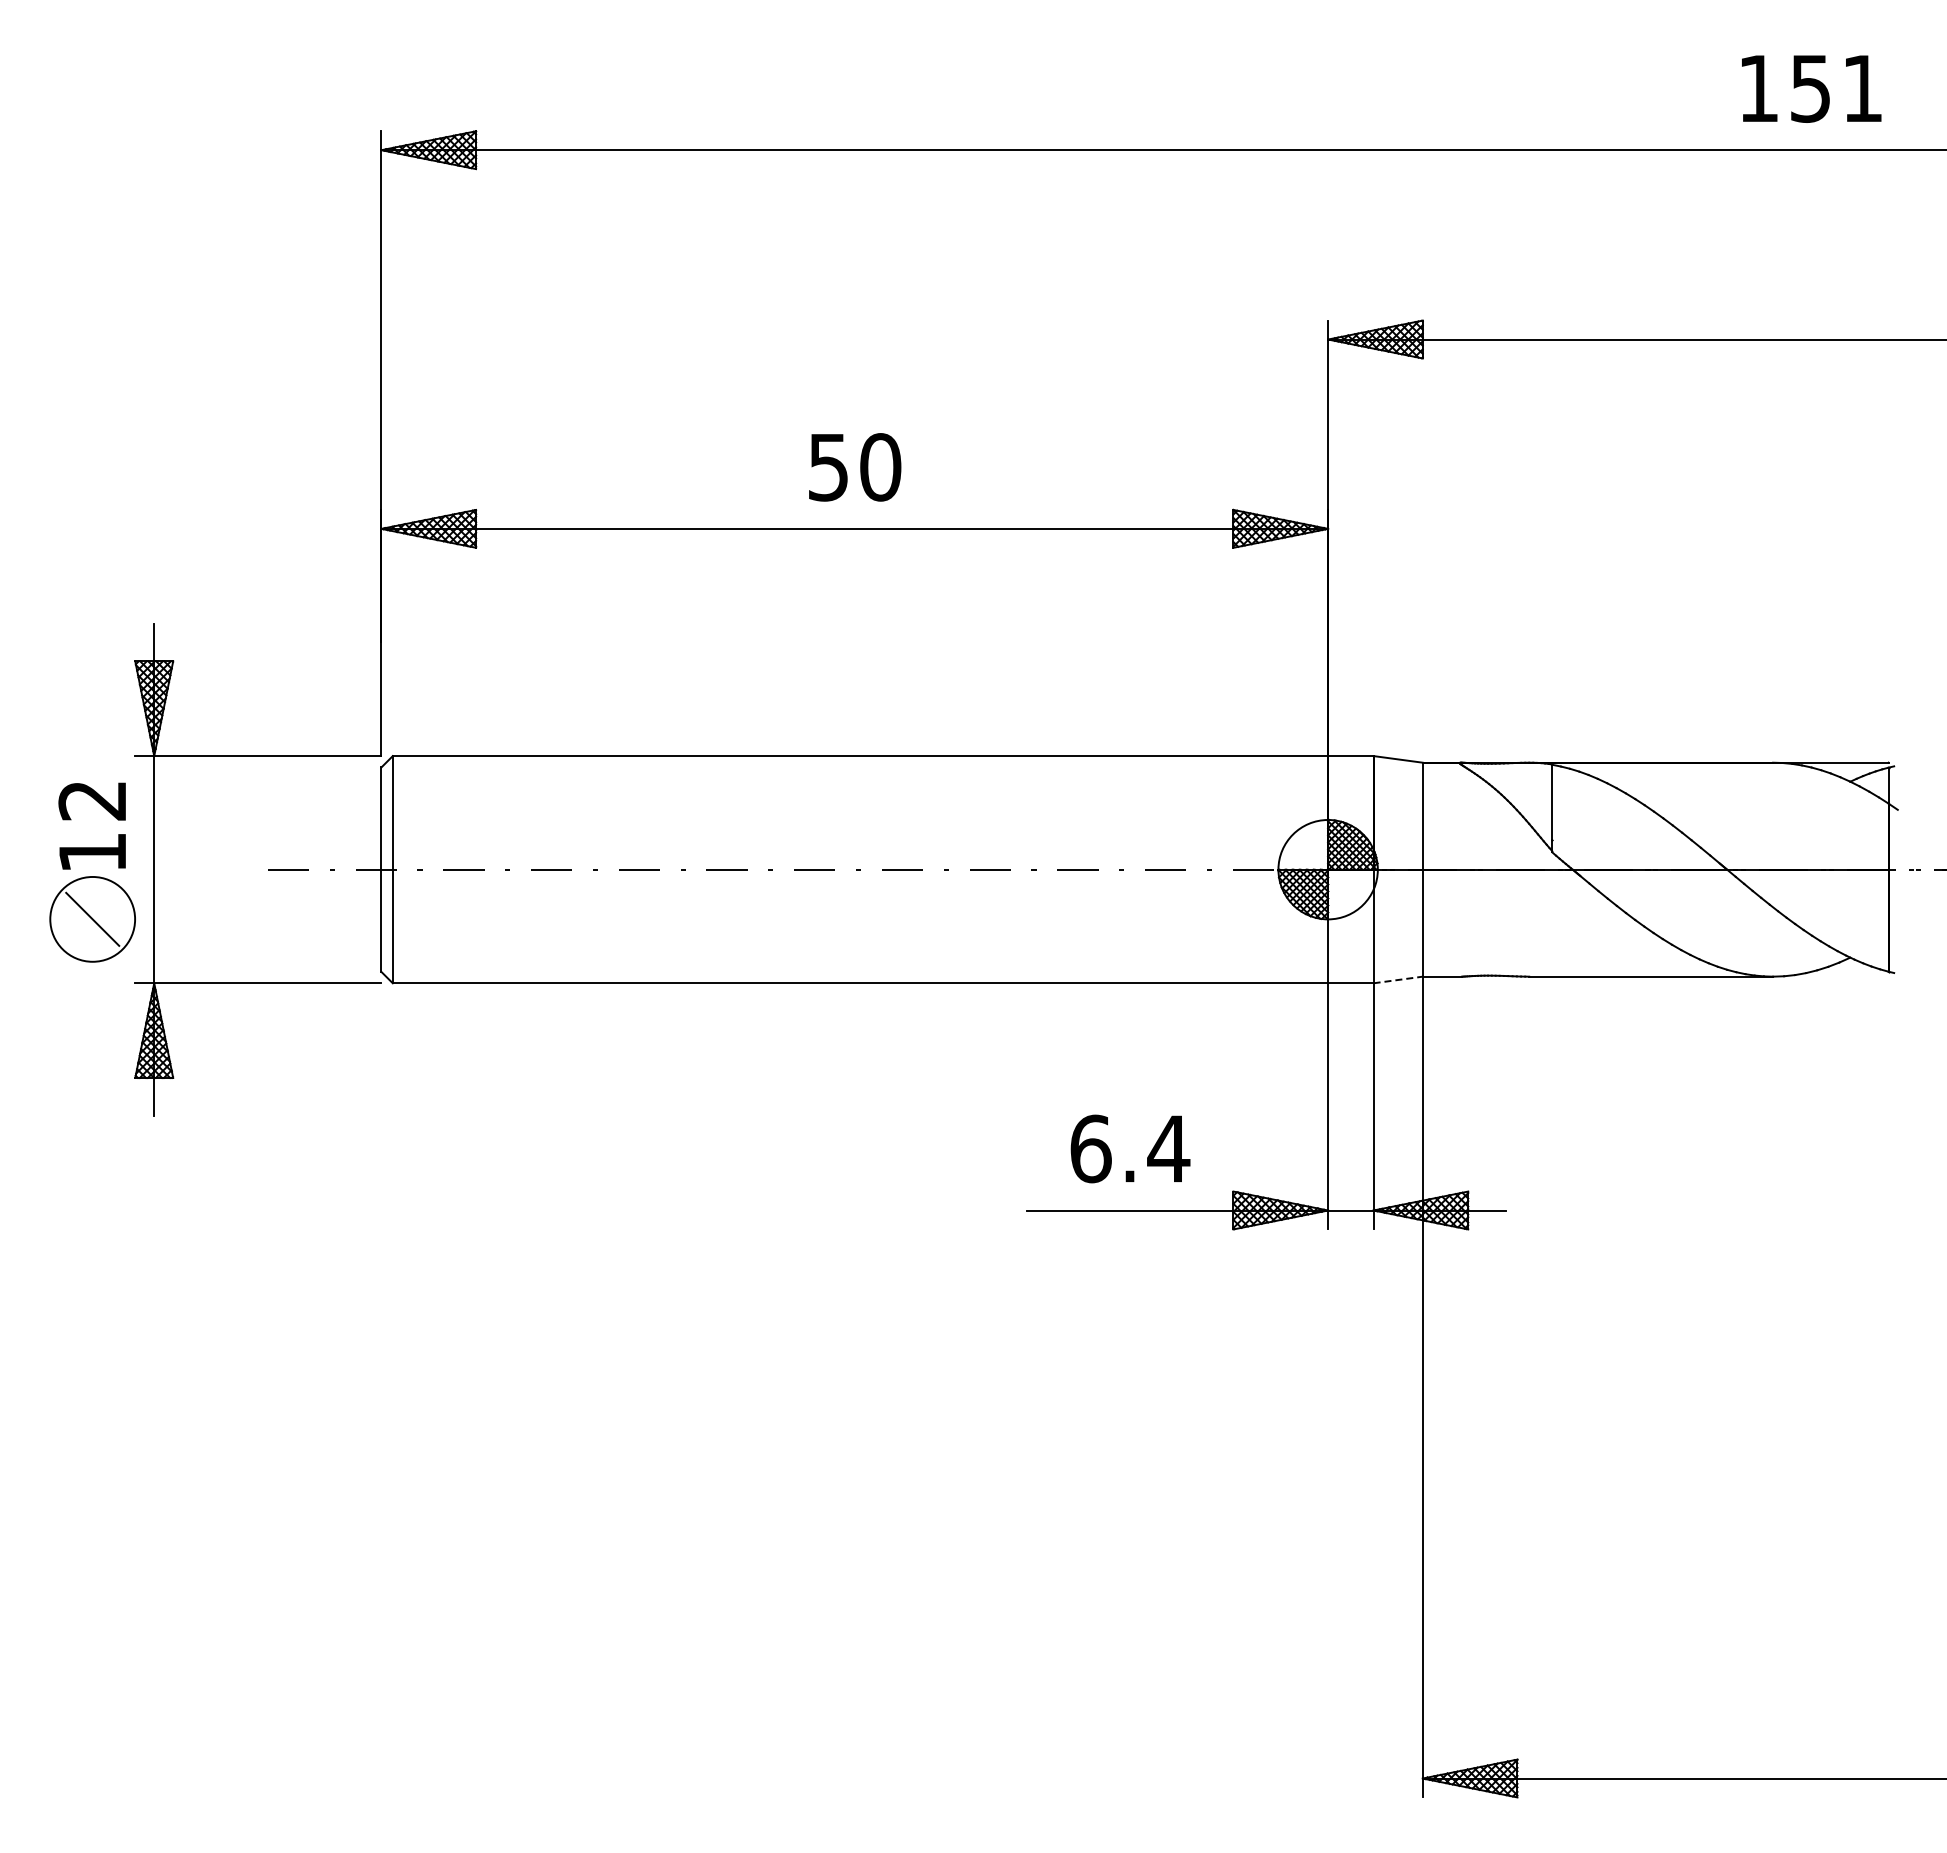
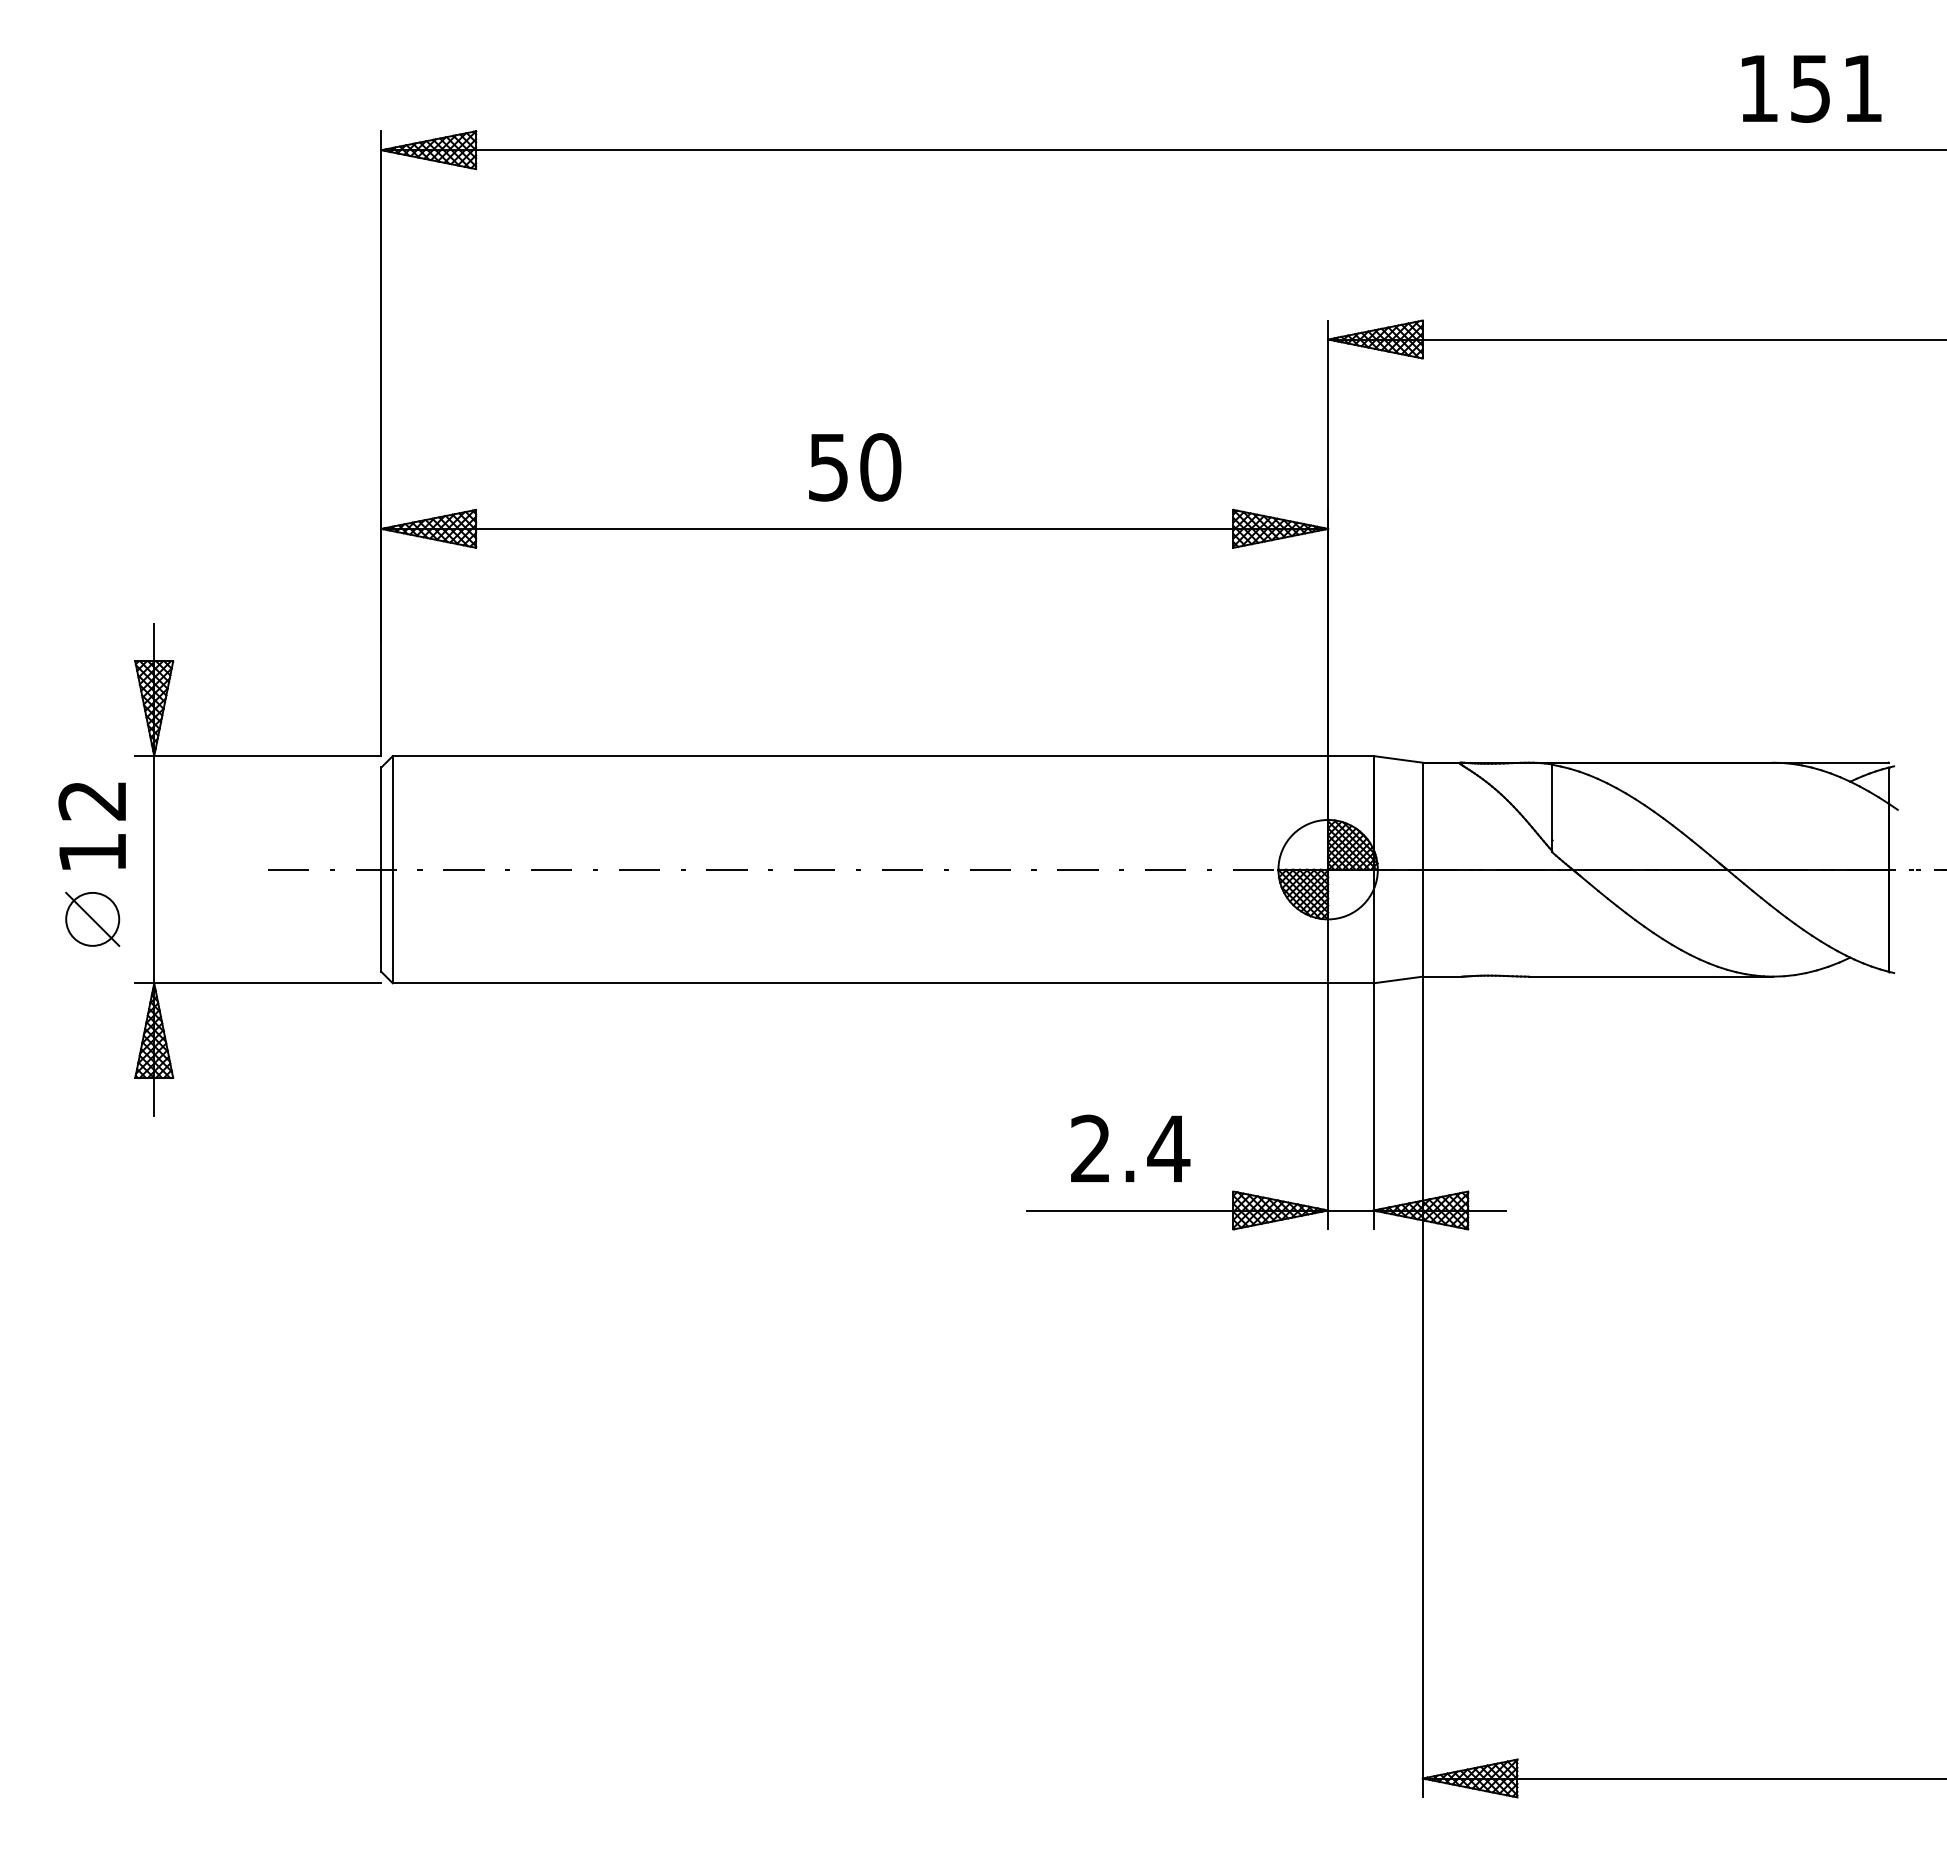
circle diameter: 85 px -> 53 px (92, 918)
line: dashed -> solid (1398, 979)
text: 6.4 -> 2.4 (1090, 1148)
